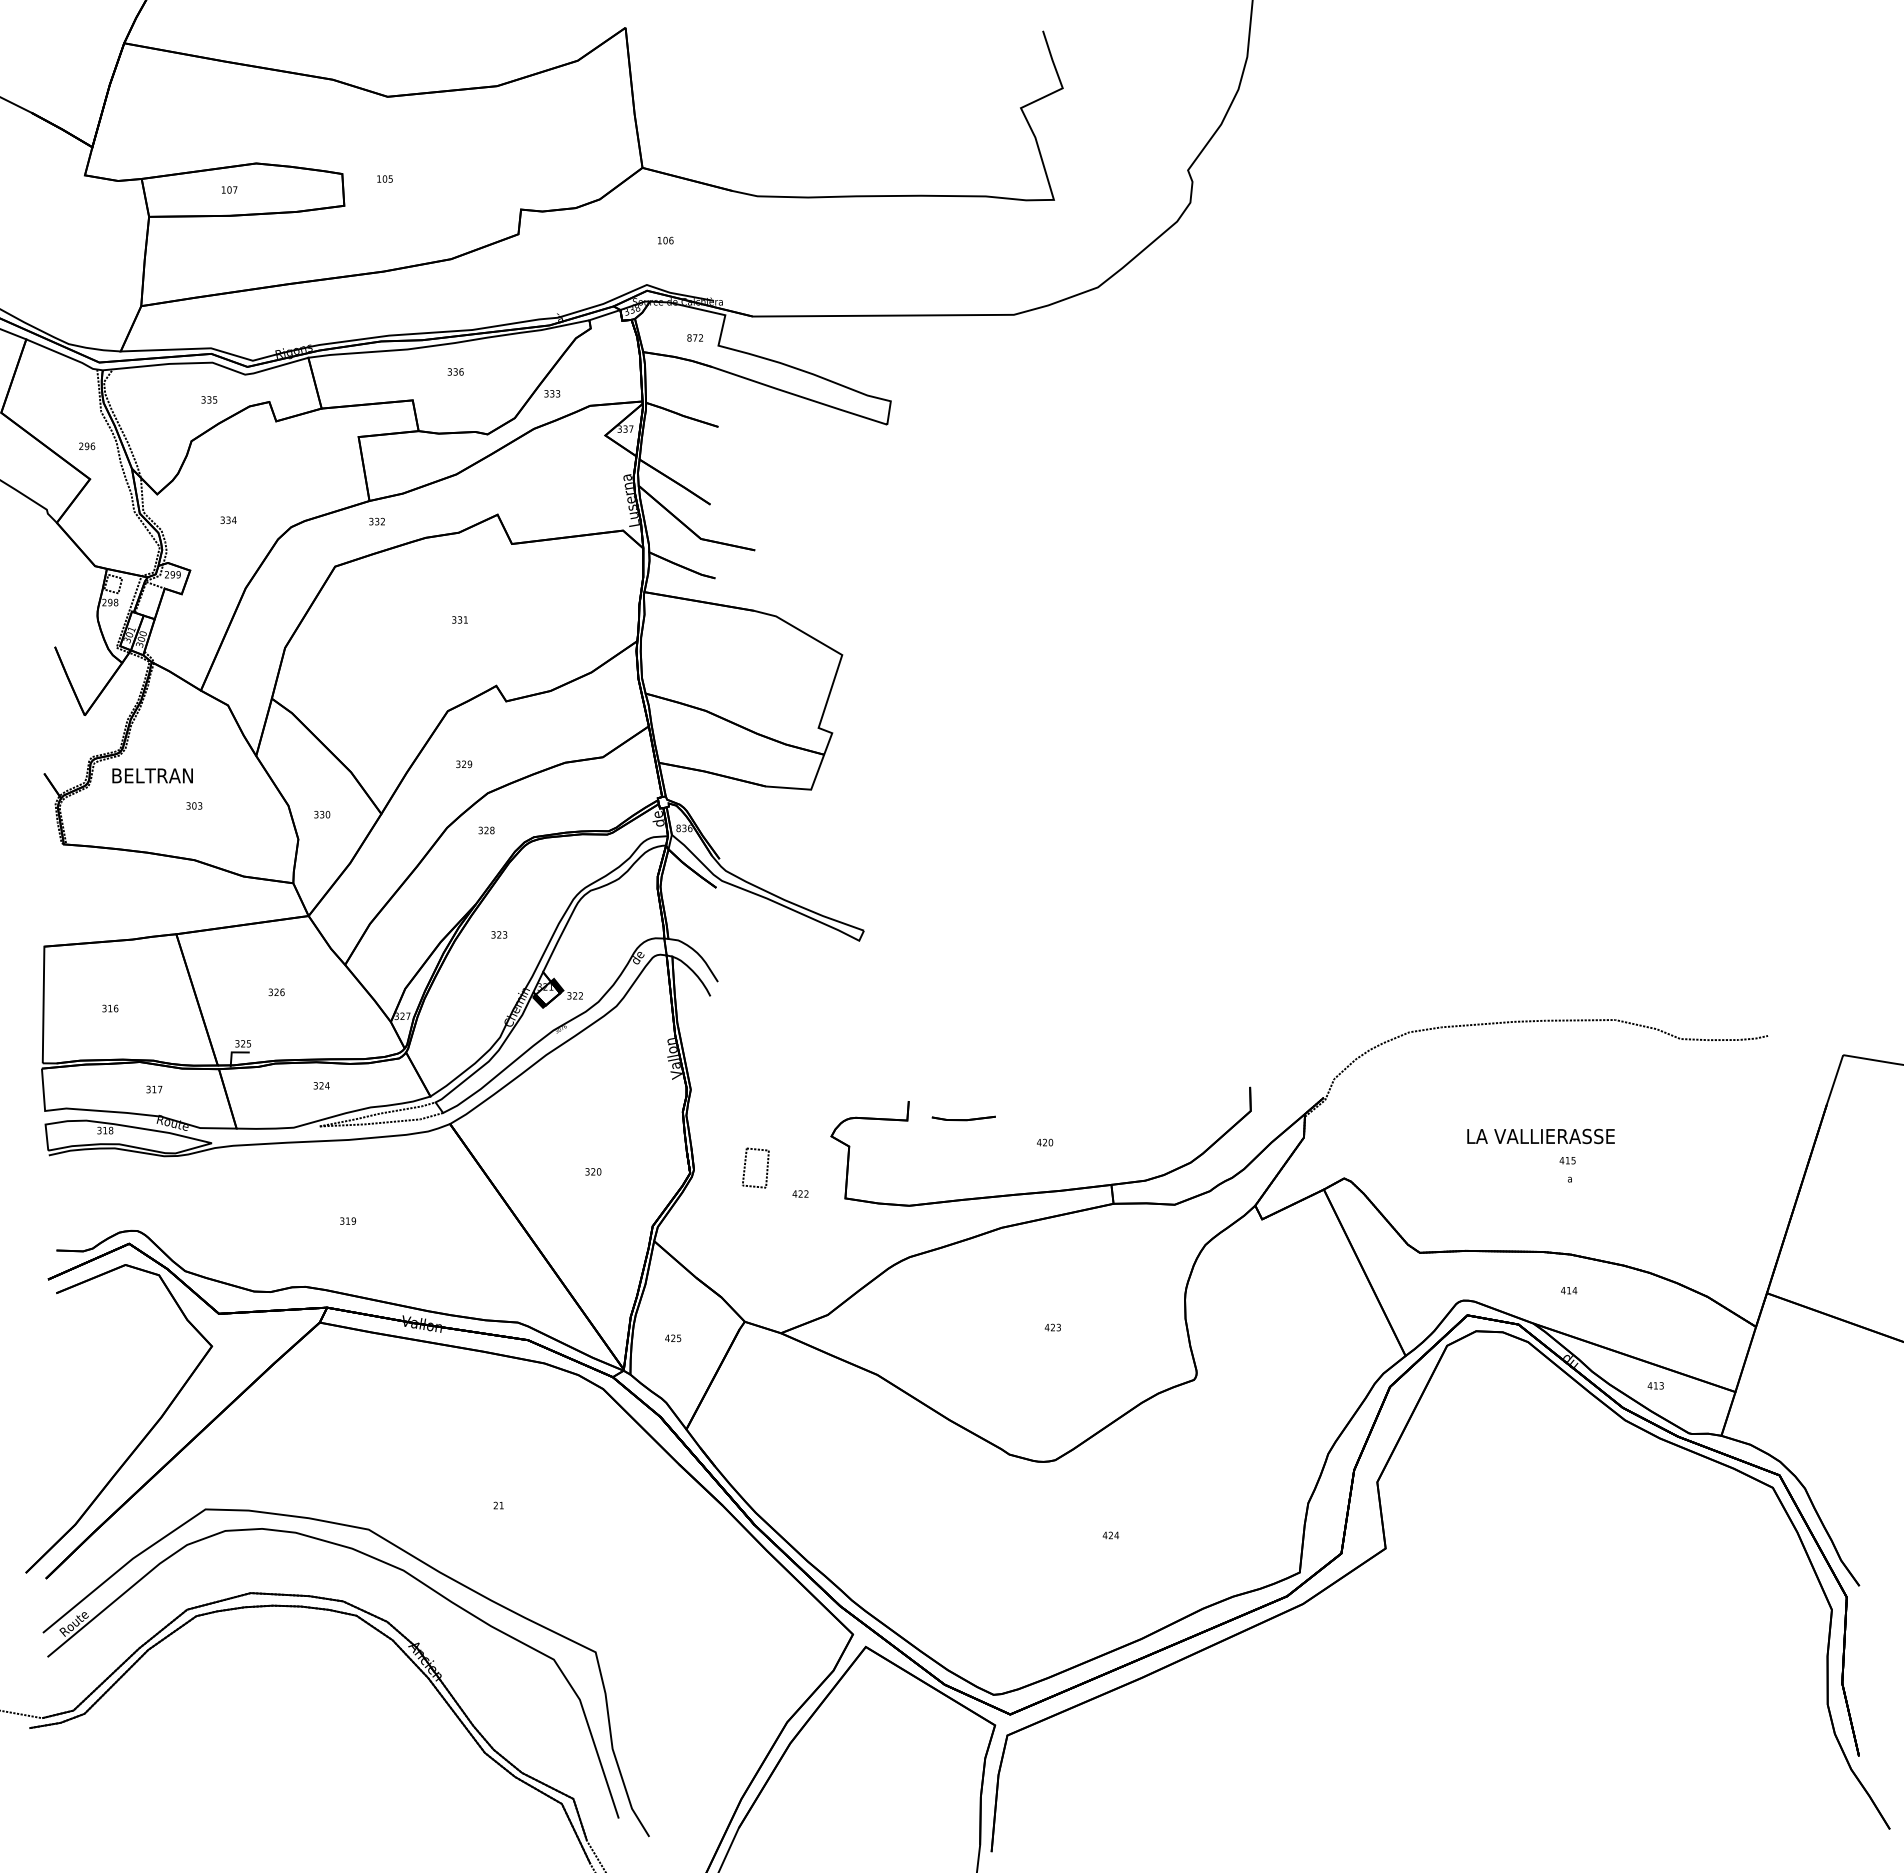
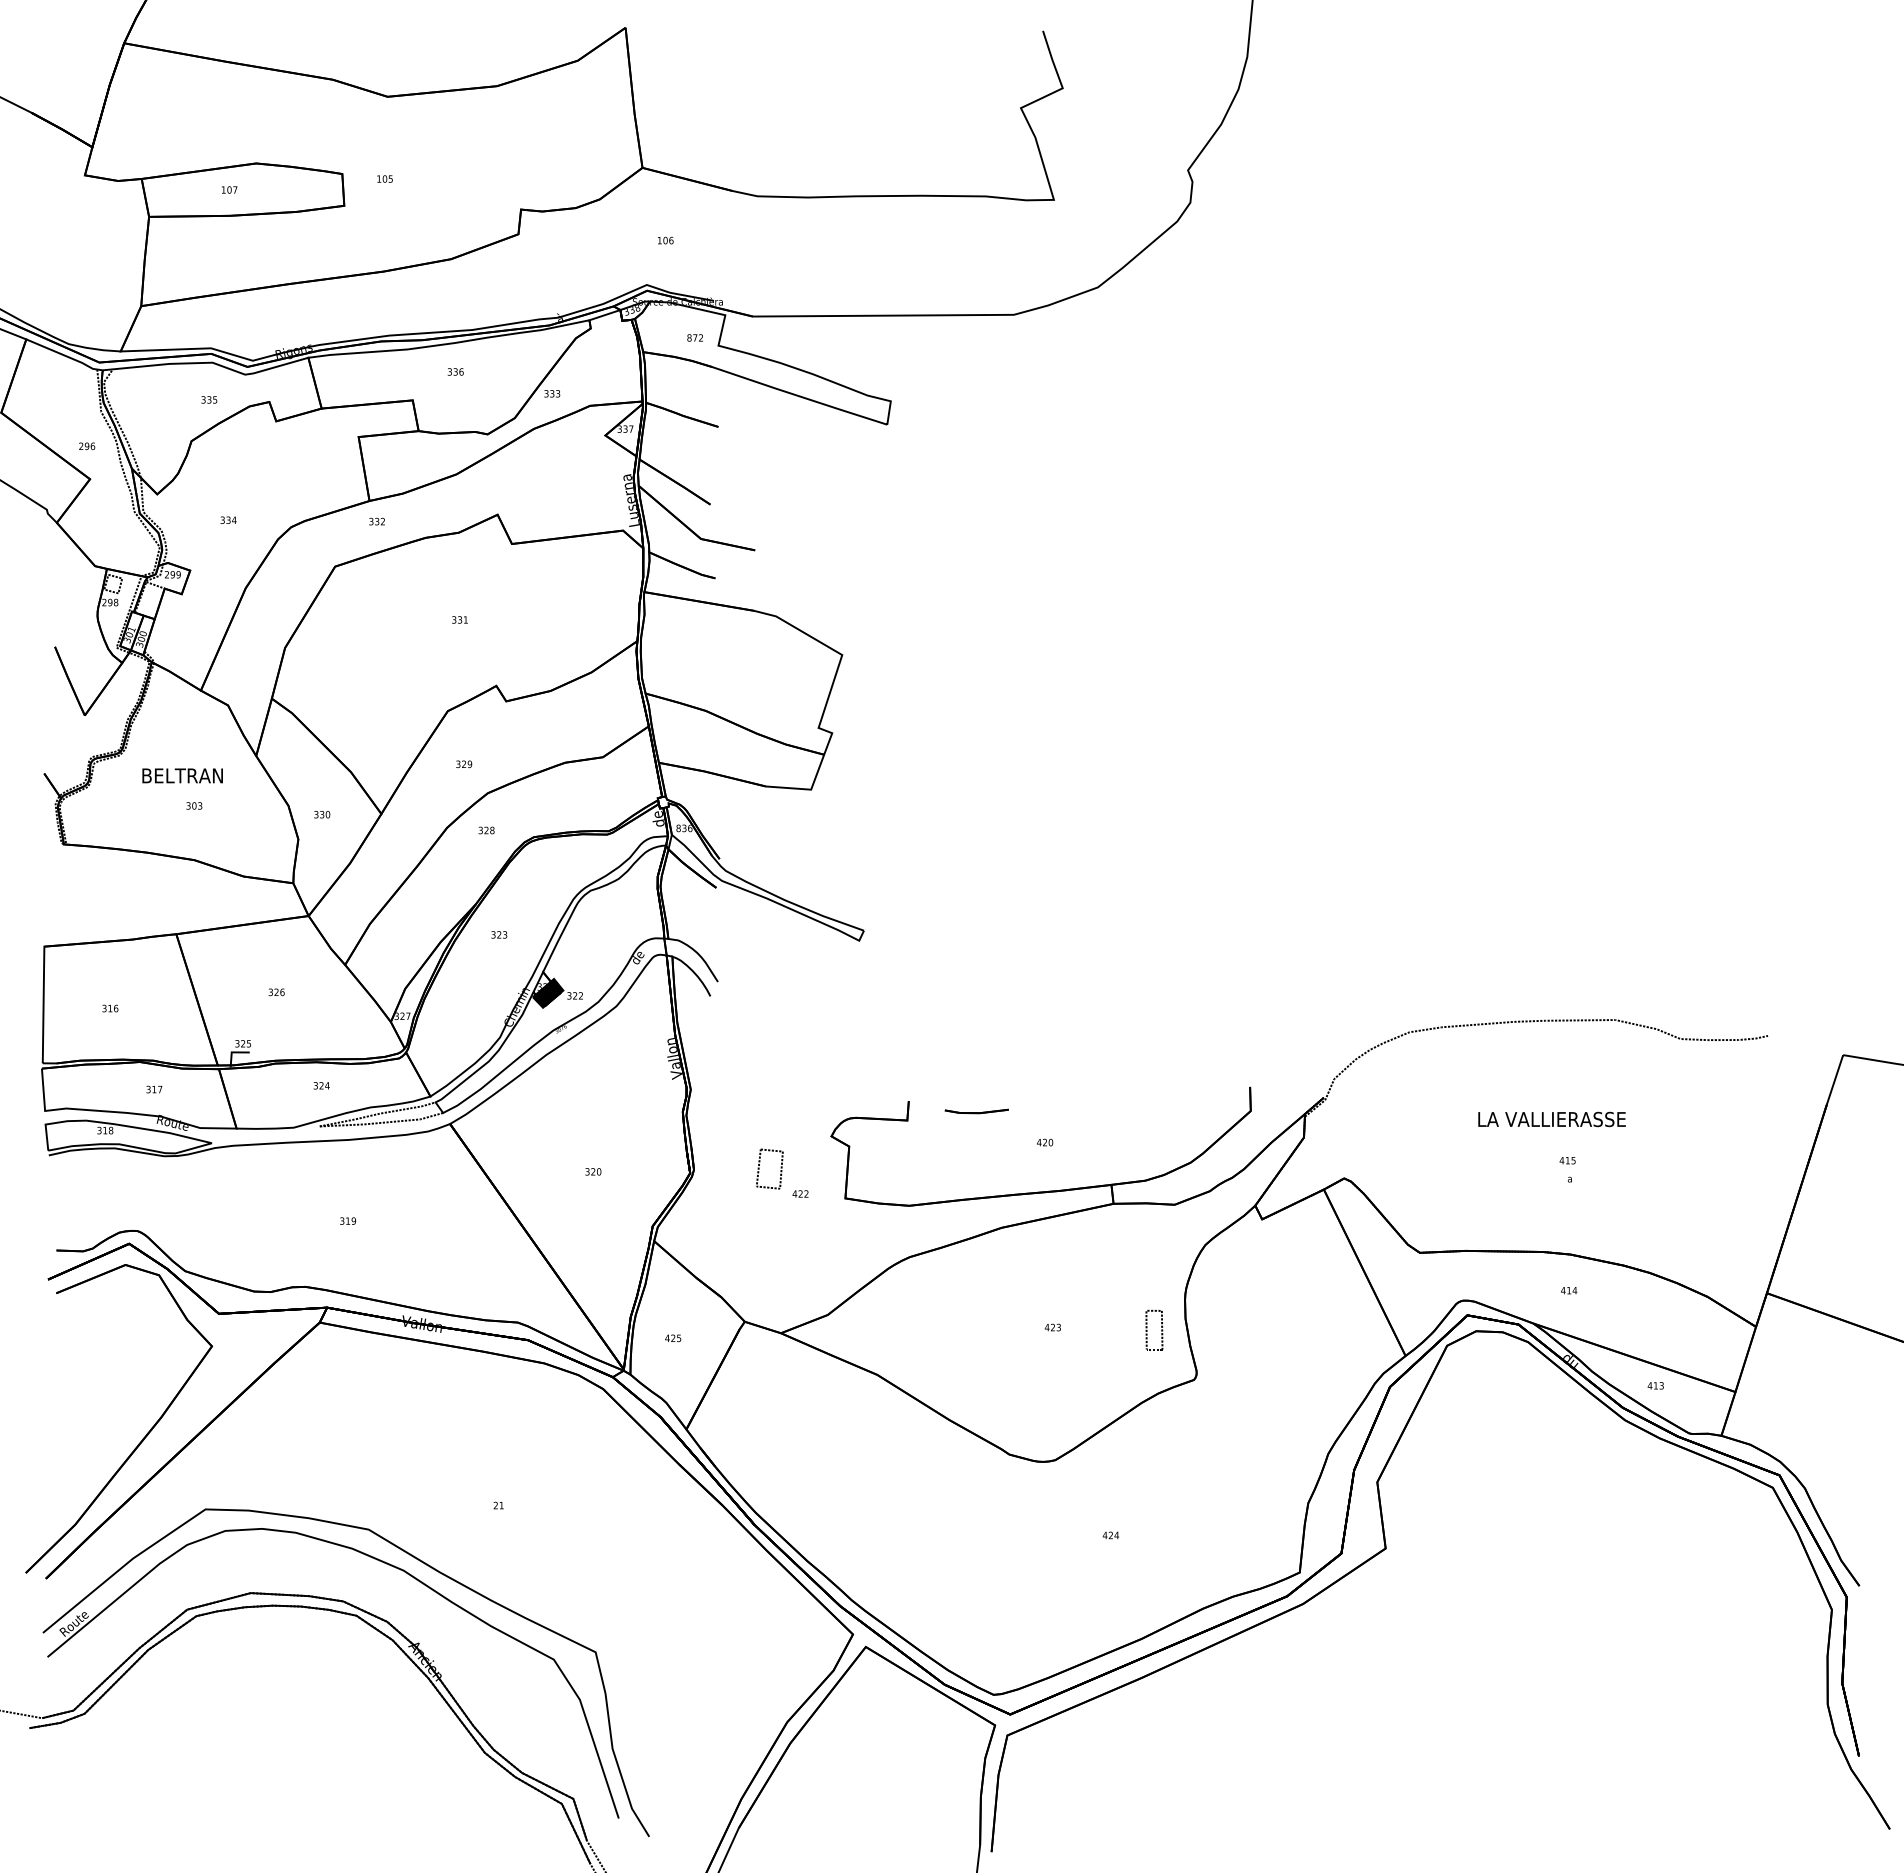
text position: (152, 775) -> (182, 775) (182, 775)
fill: none -> present (547, 993)
part position: (963, 1118) -> (976, 1111) (976, 1111)
text position: (1540, 1136) -> (1551, 1119) (1551, 1119)
part position: (745, 1167) -> (759, 1168) (759, 1168)
part: none -> present (1161, 1329)
